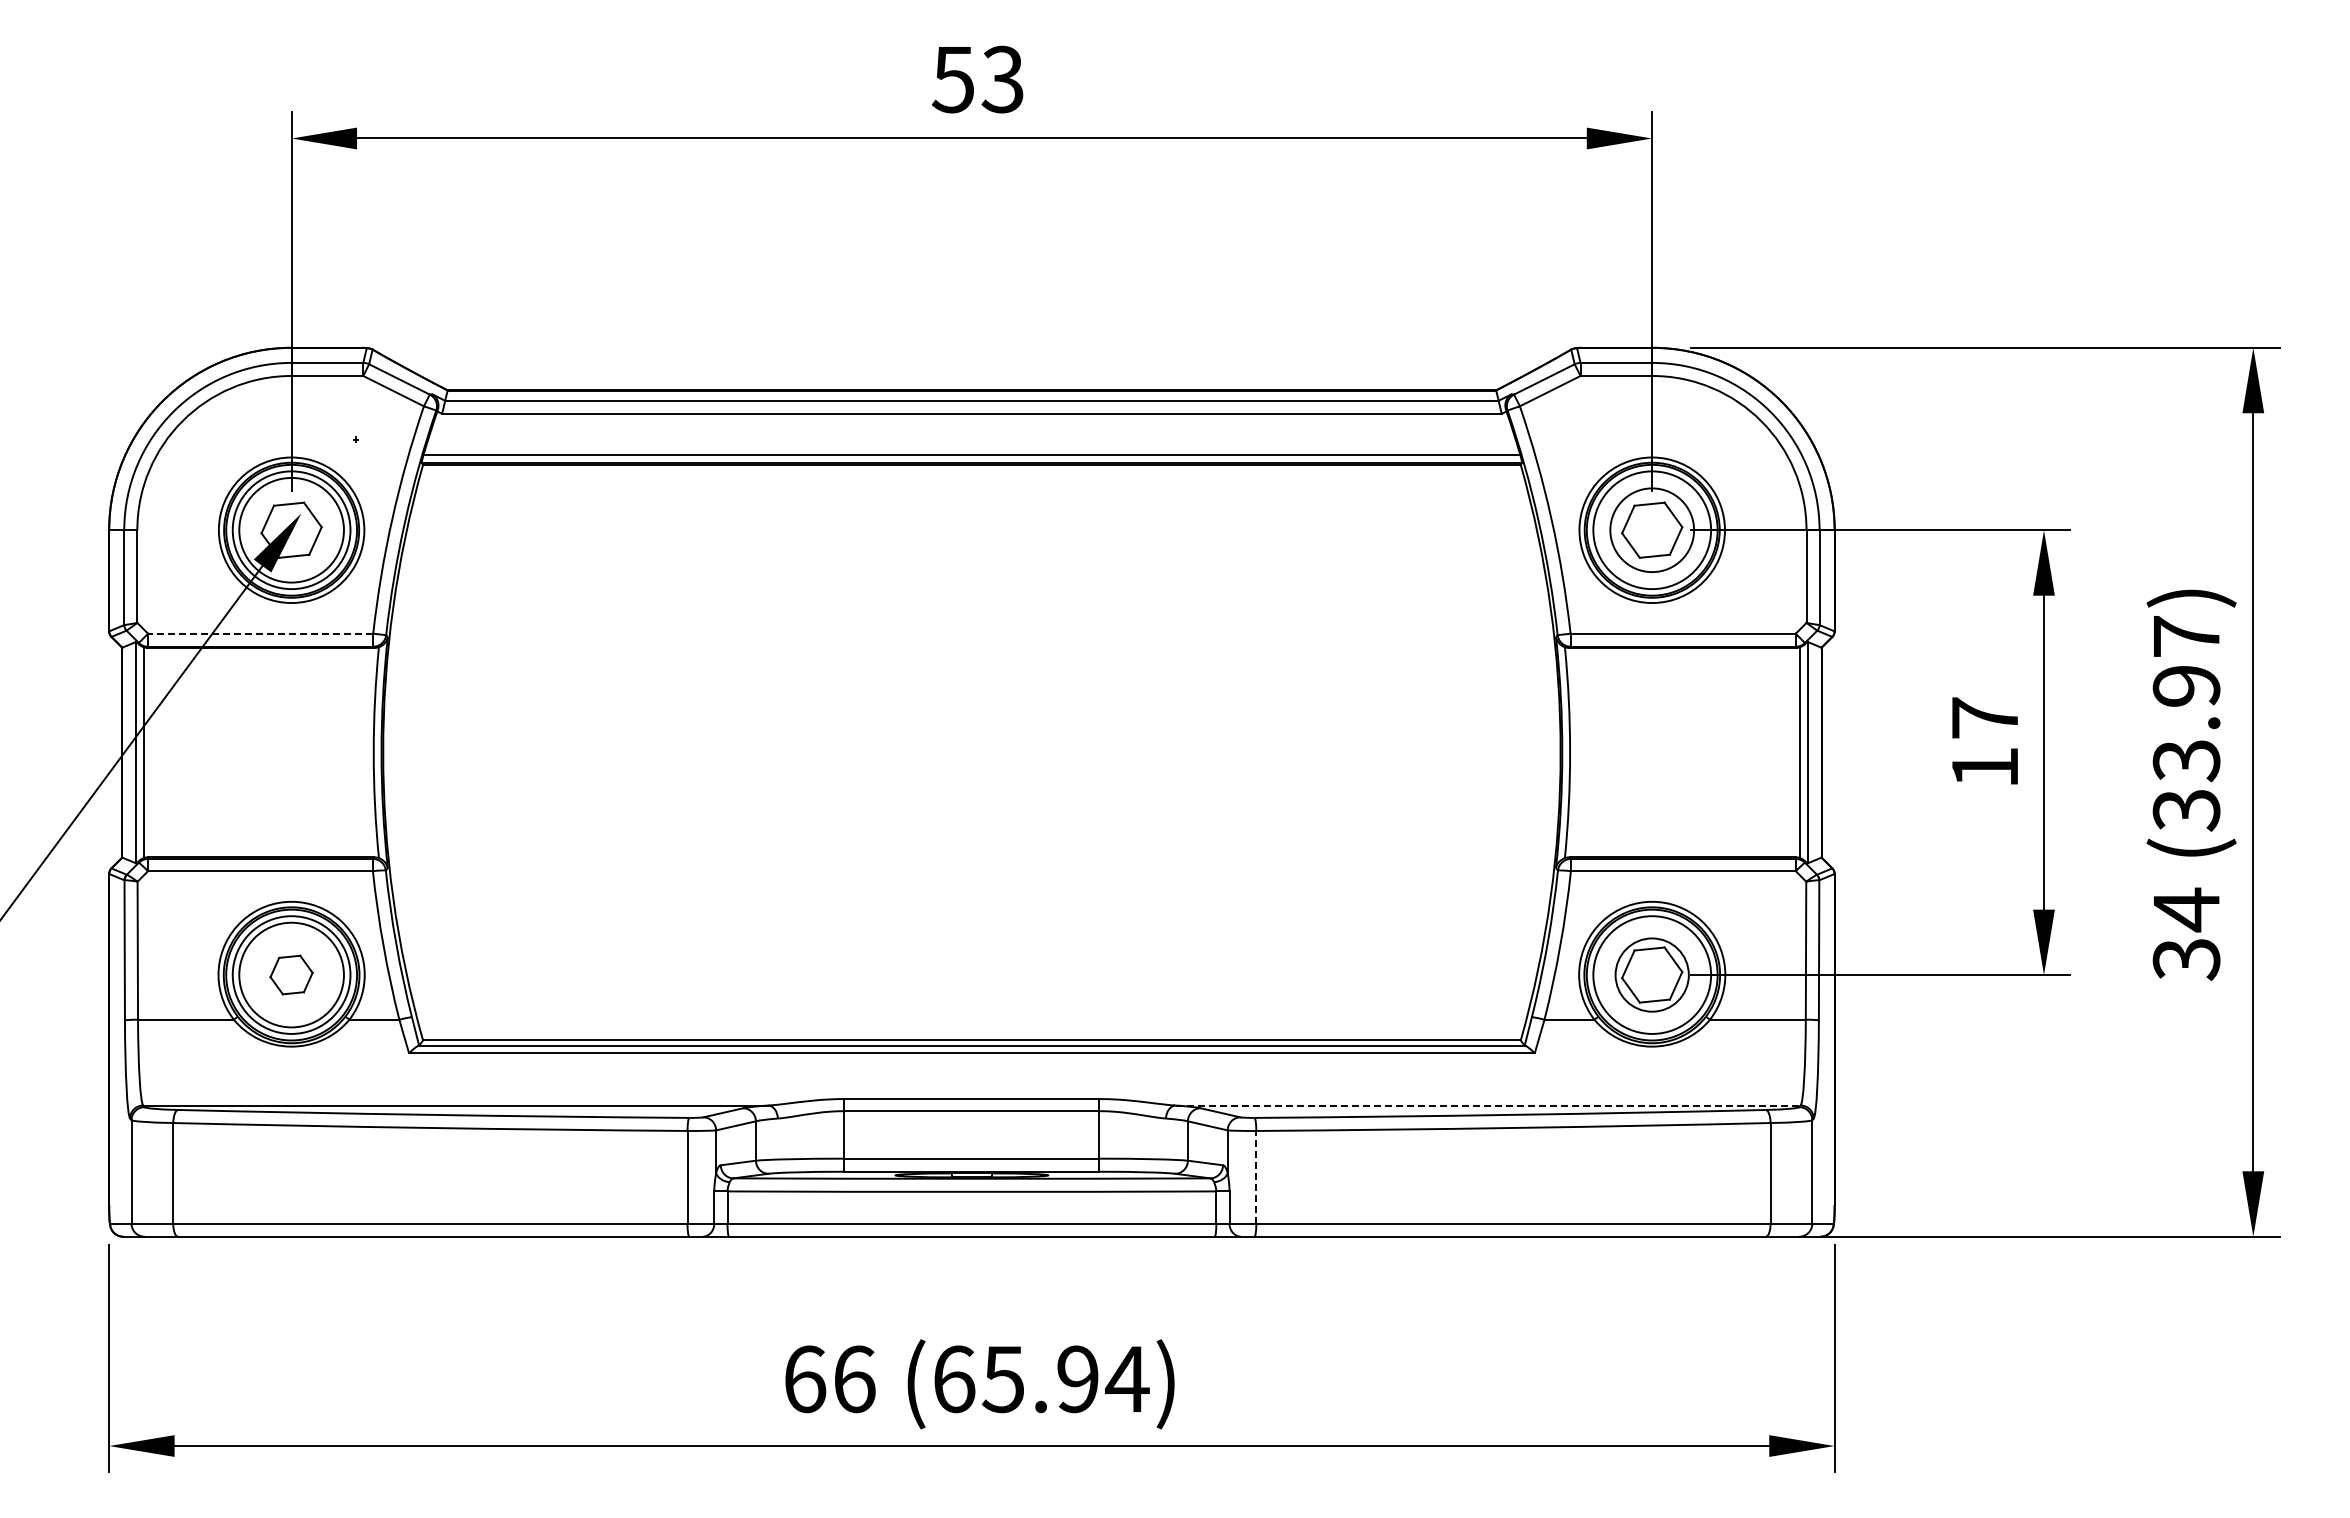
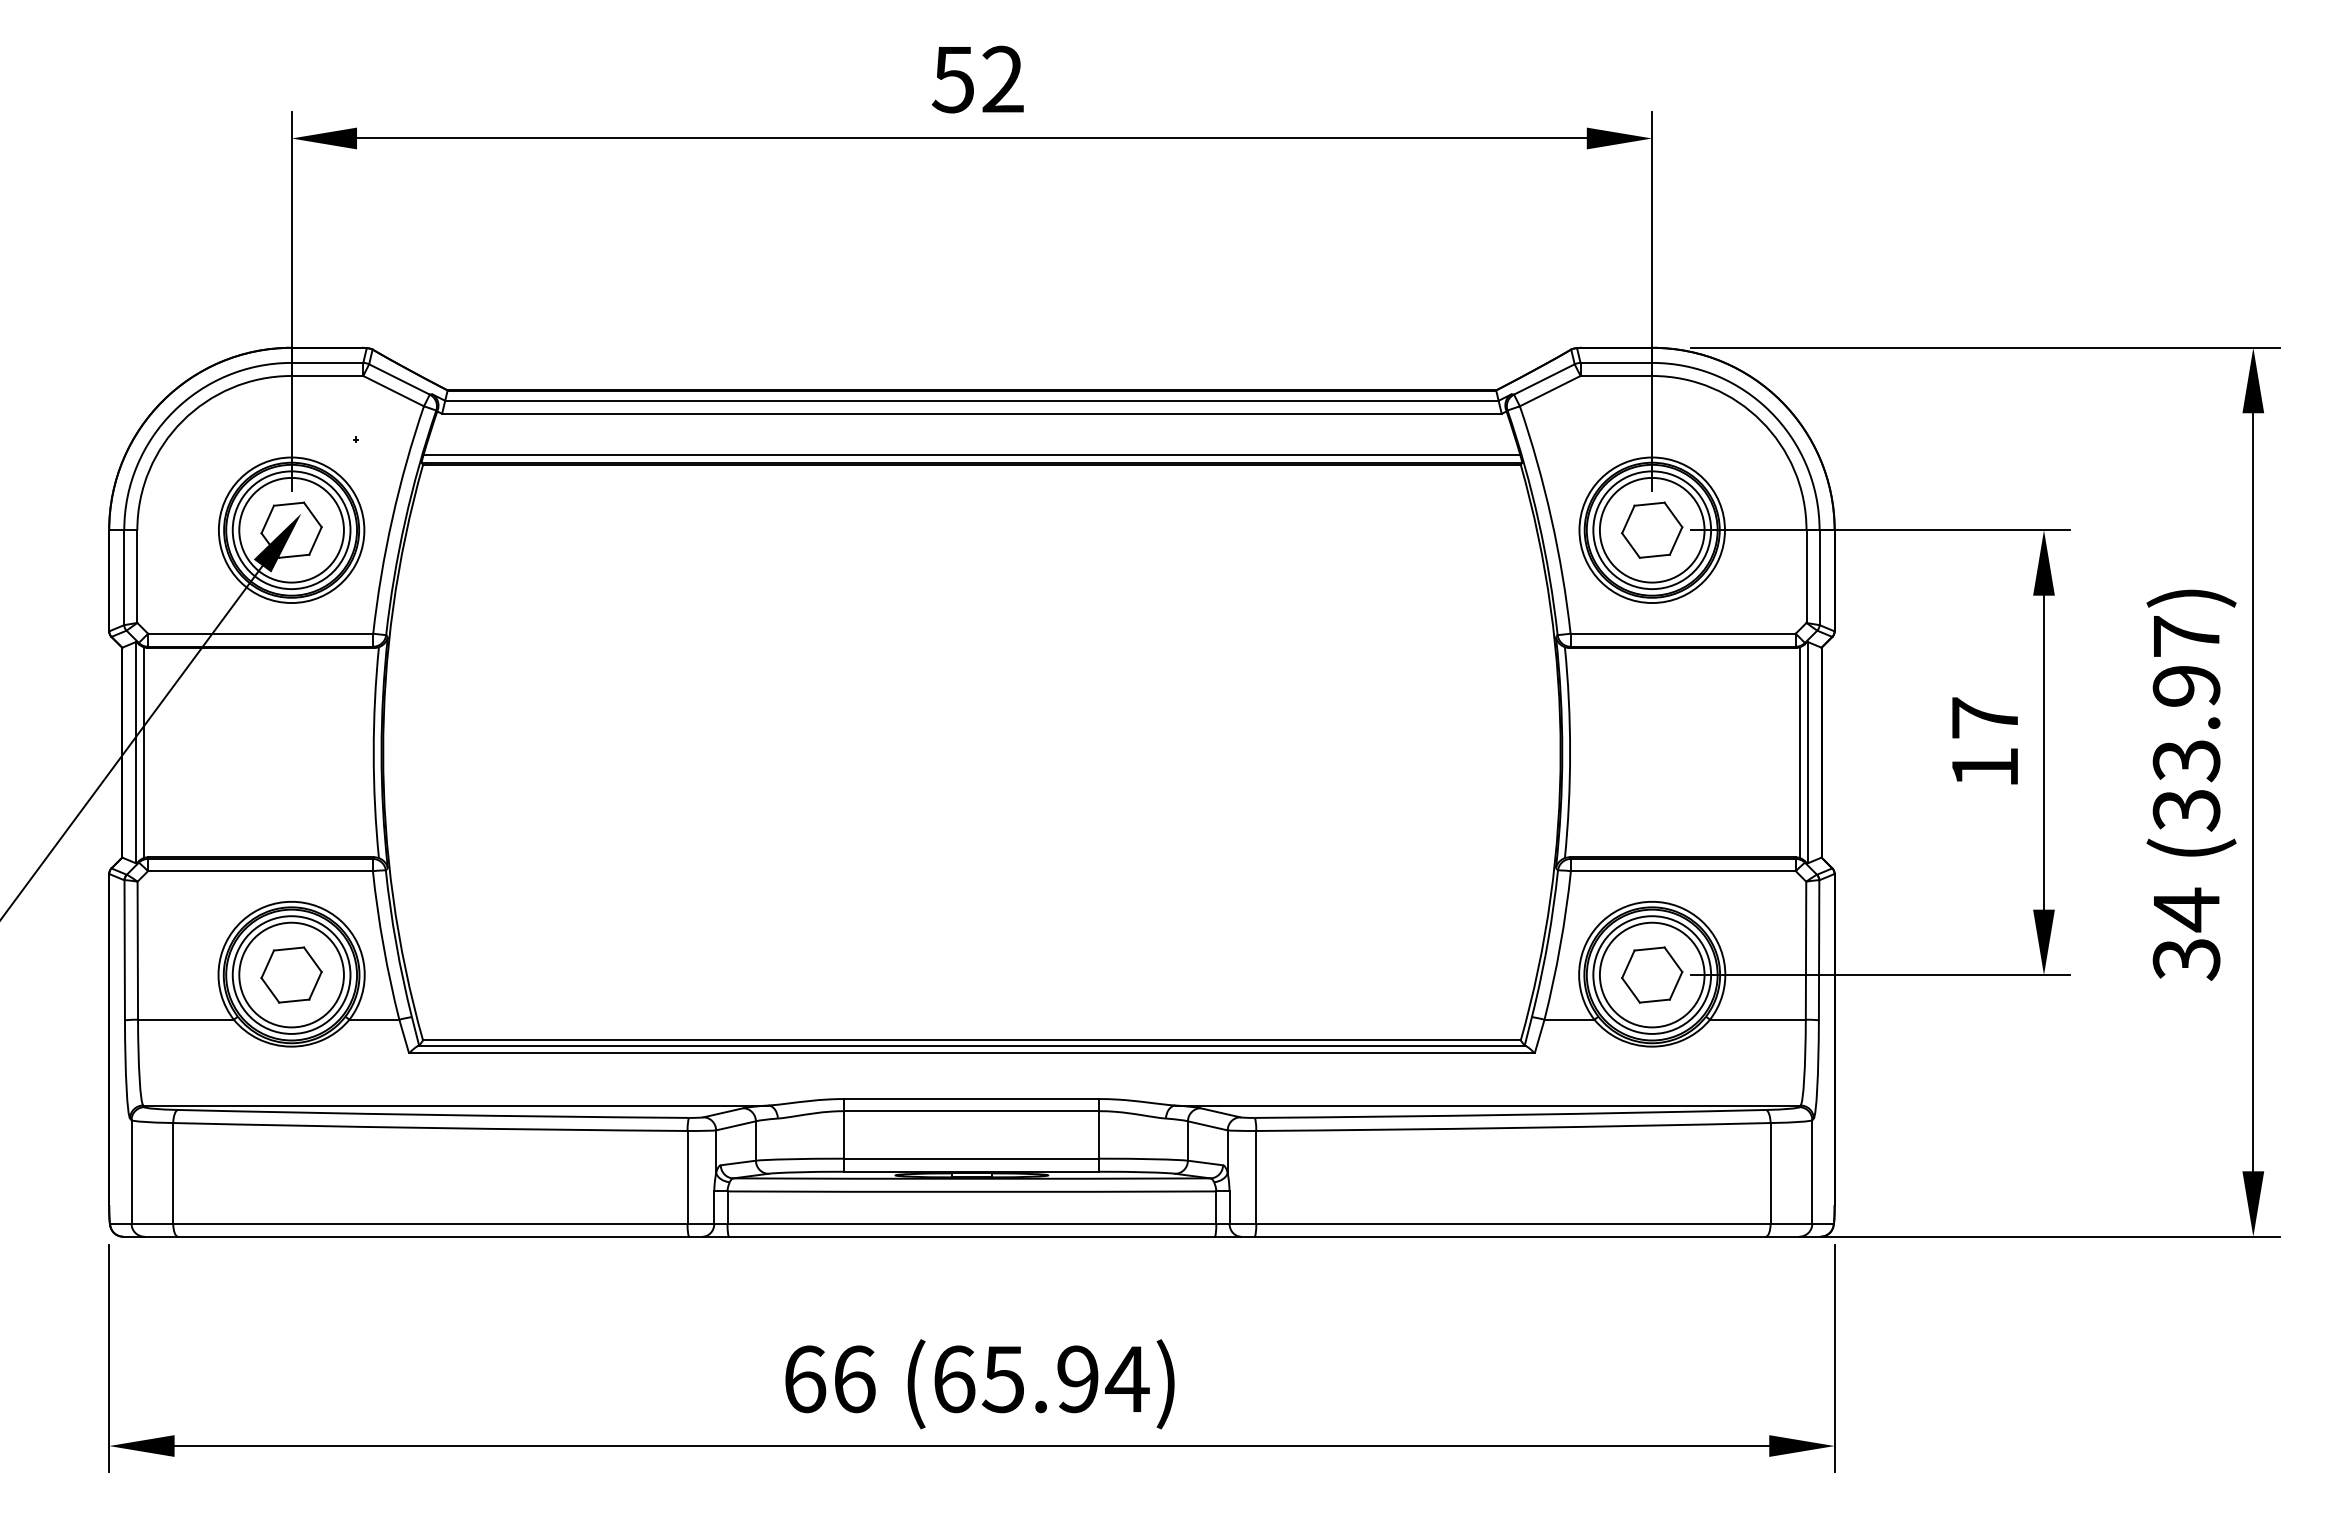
text: 53 -> 52 (1002, 79)
circle diameter: 84 px -> 105 px (1651, 529)
line: dashed -> solid (260, 633)
part size: 45x42 px -> 63x58 px (291, 974)
circle diameter: 73 px -> 105 px (1651, 974)
line: dashed -> solid (1488, 1105)
line: dashed -> solid (1256, 1176)
